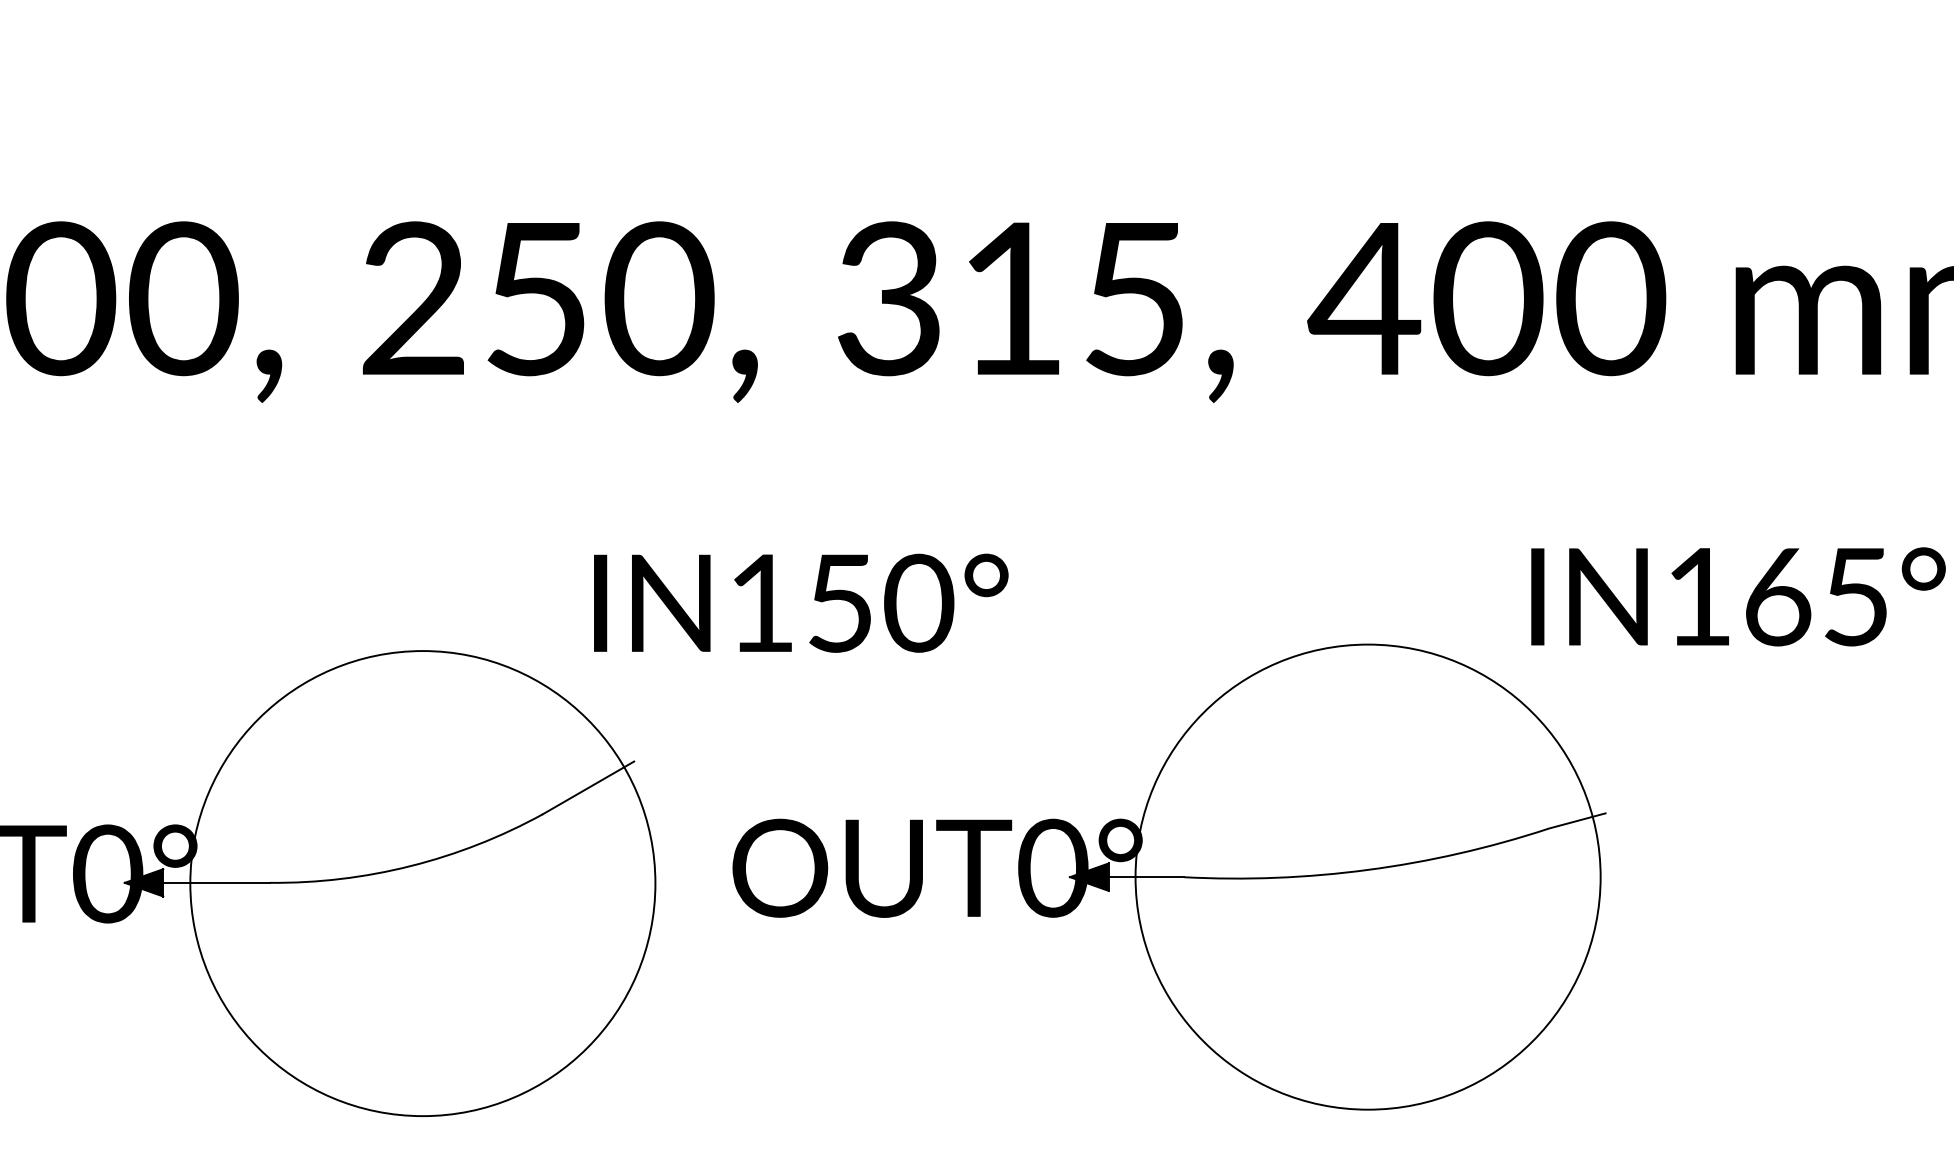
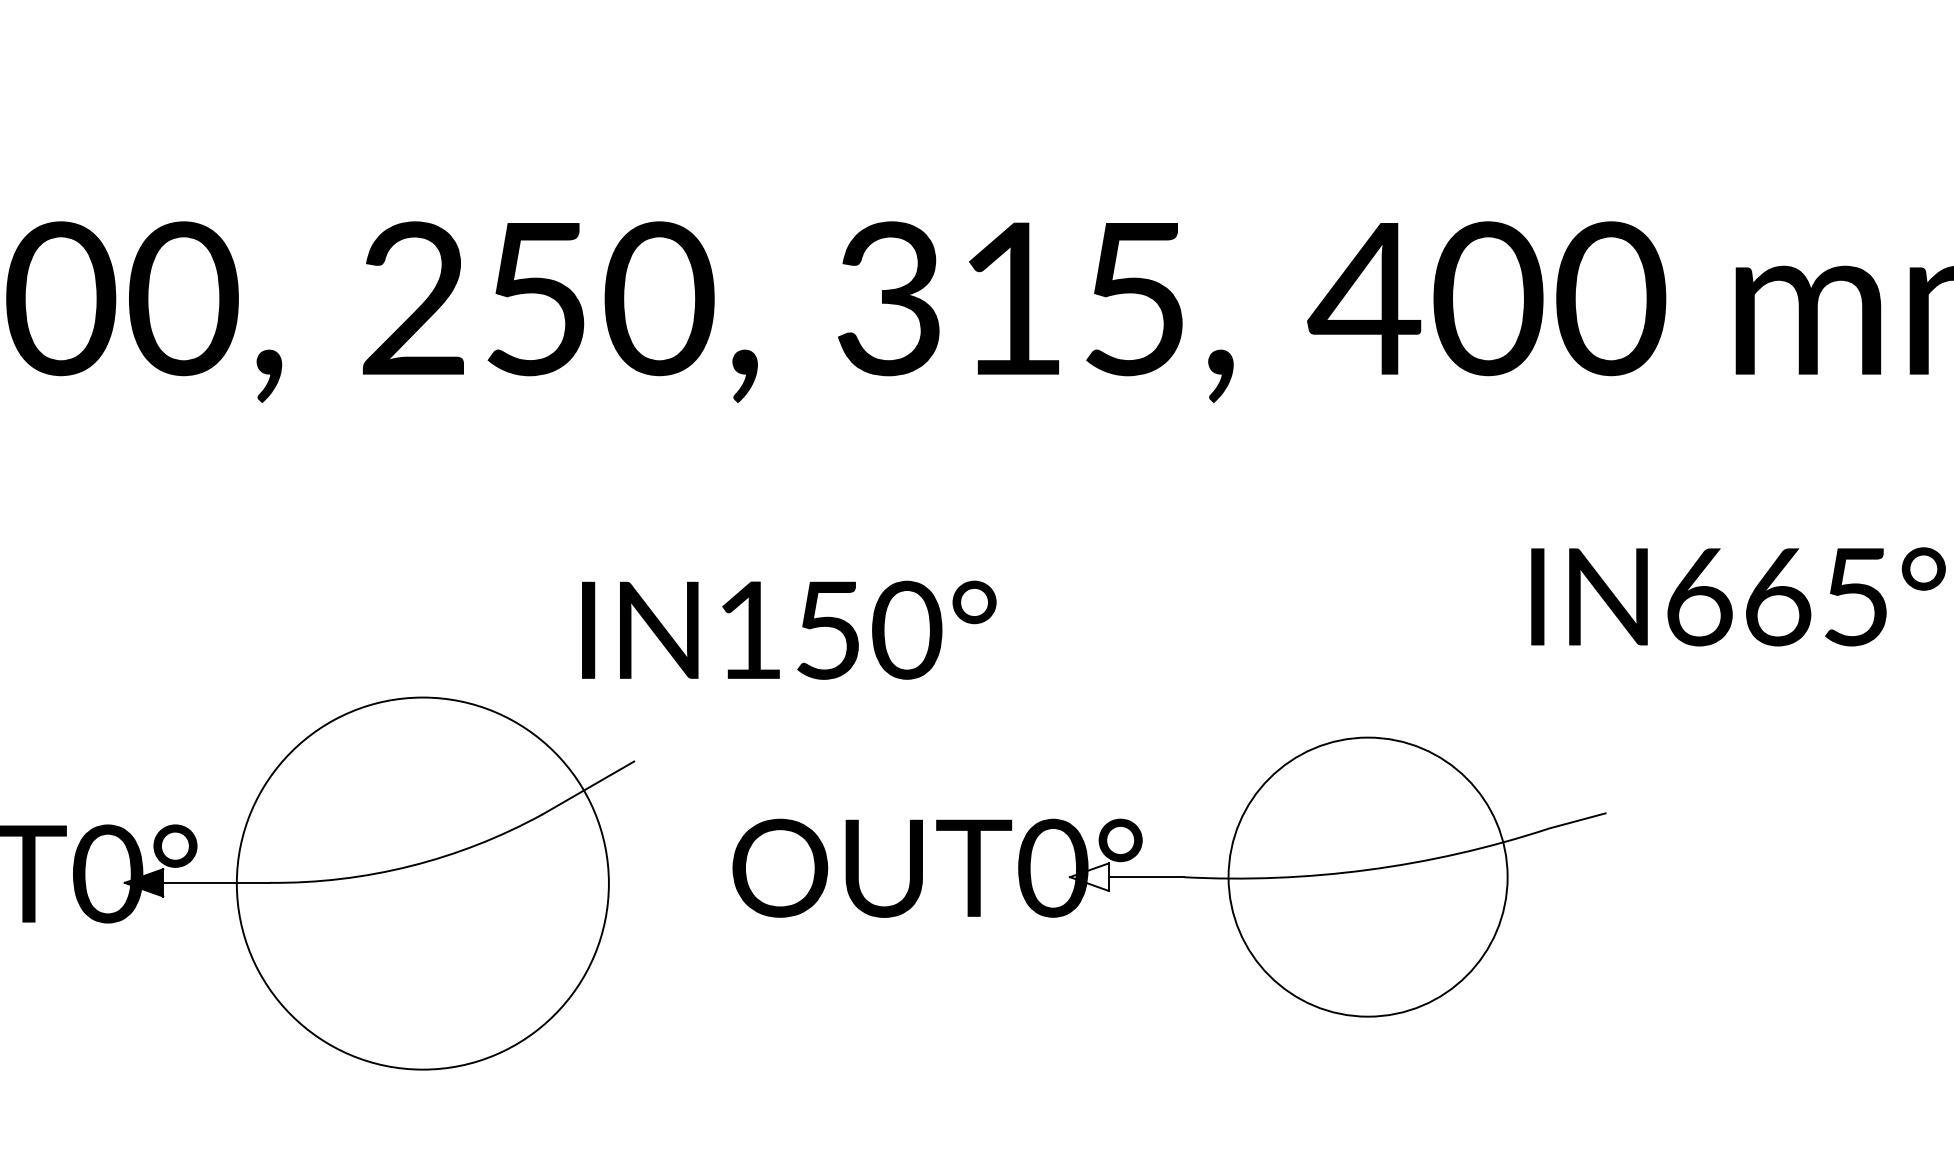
text: IN165° -> IN665° (1699, 597)
text position: (801, 602) -> (789, 629) (789, 629)
fill: present -> none (1088, 876)
circle diameter: 465 px -> 279 px (1367, 876)
circle diameter: 465 px -> 372 px (422, 883)
